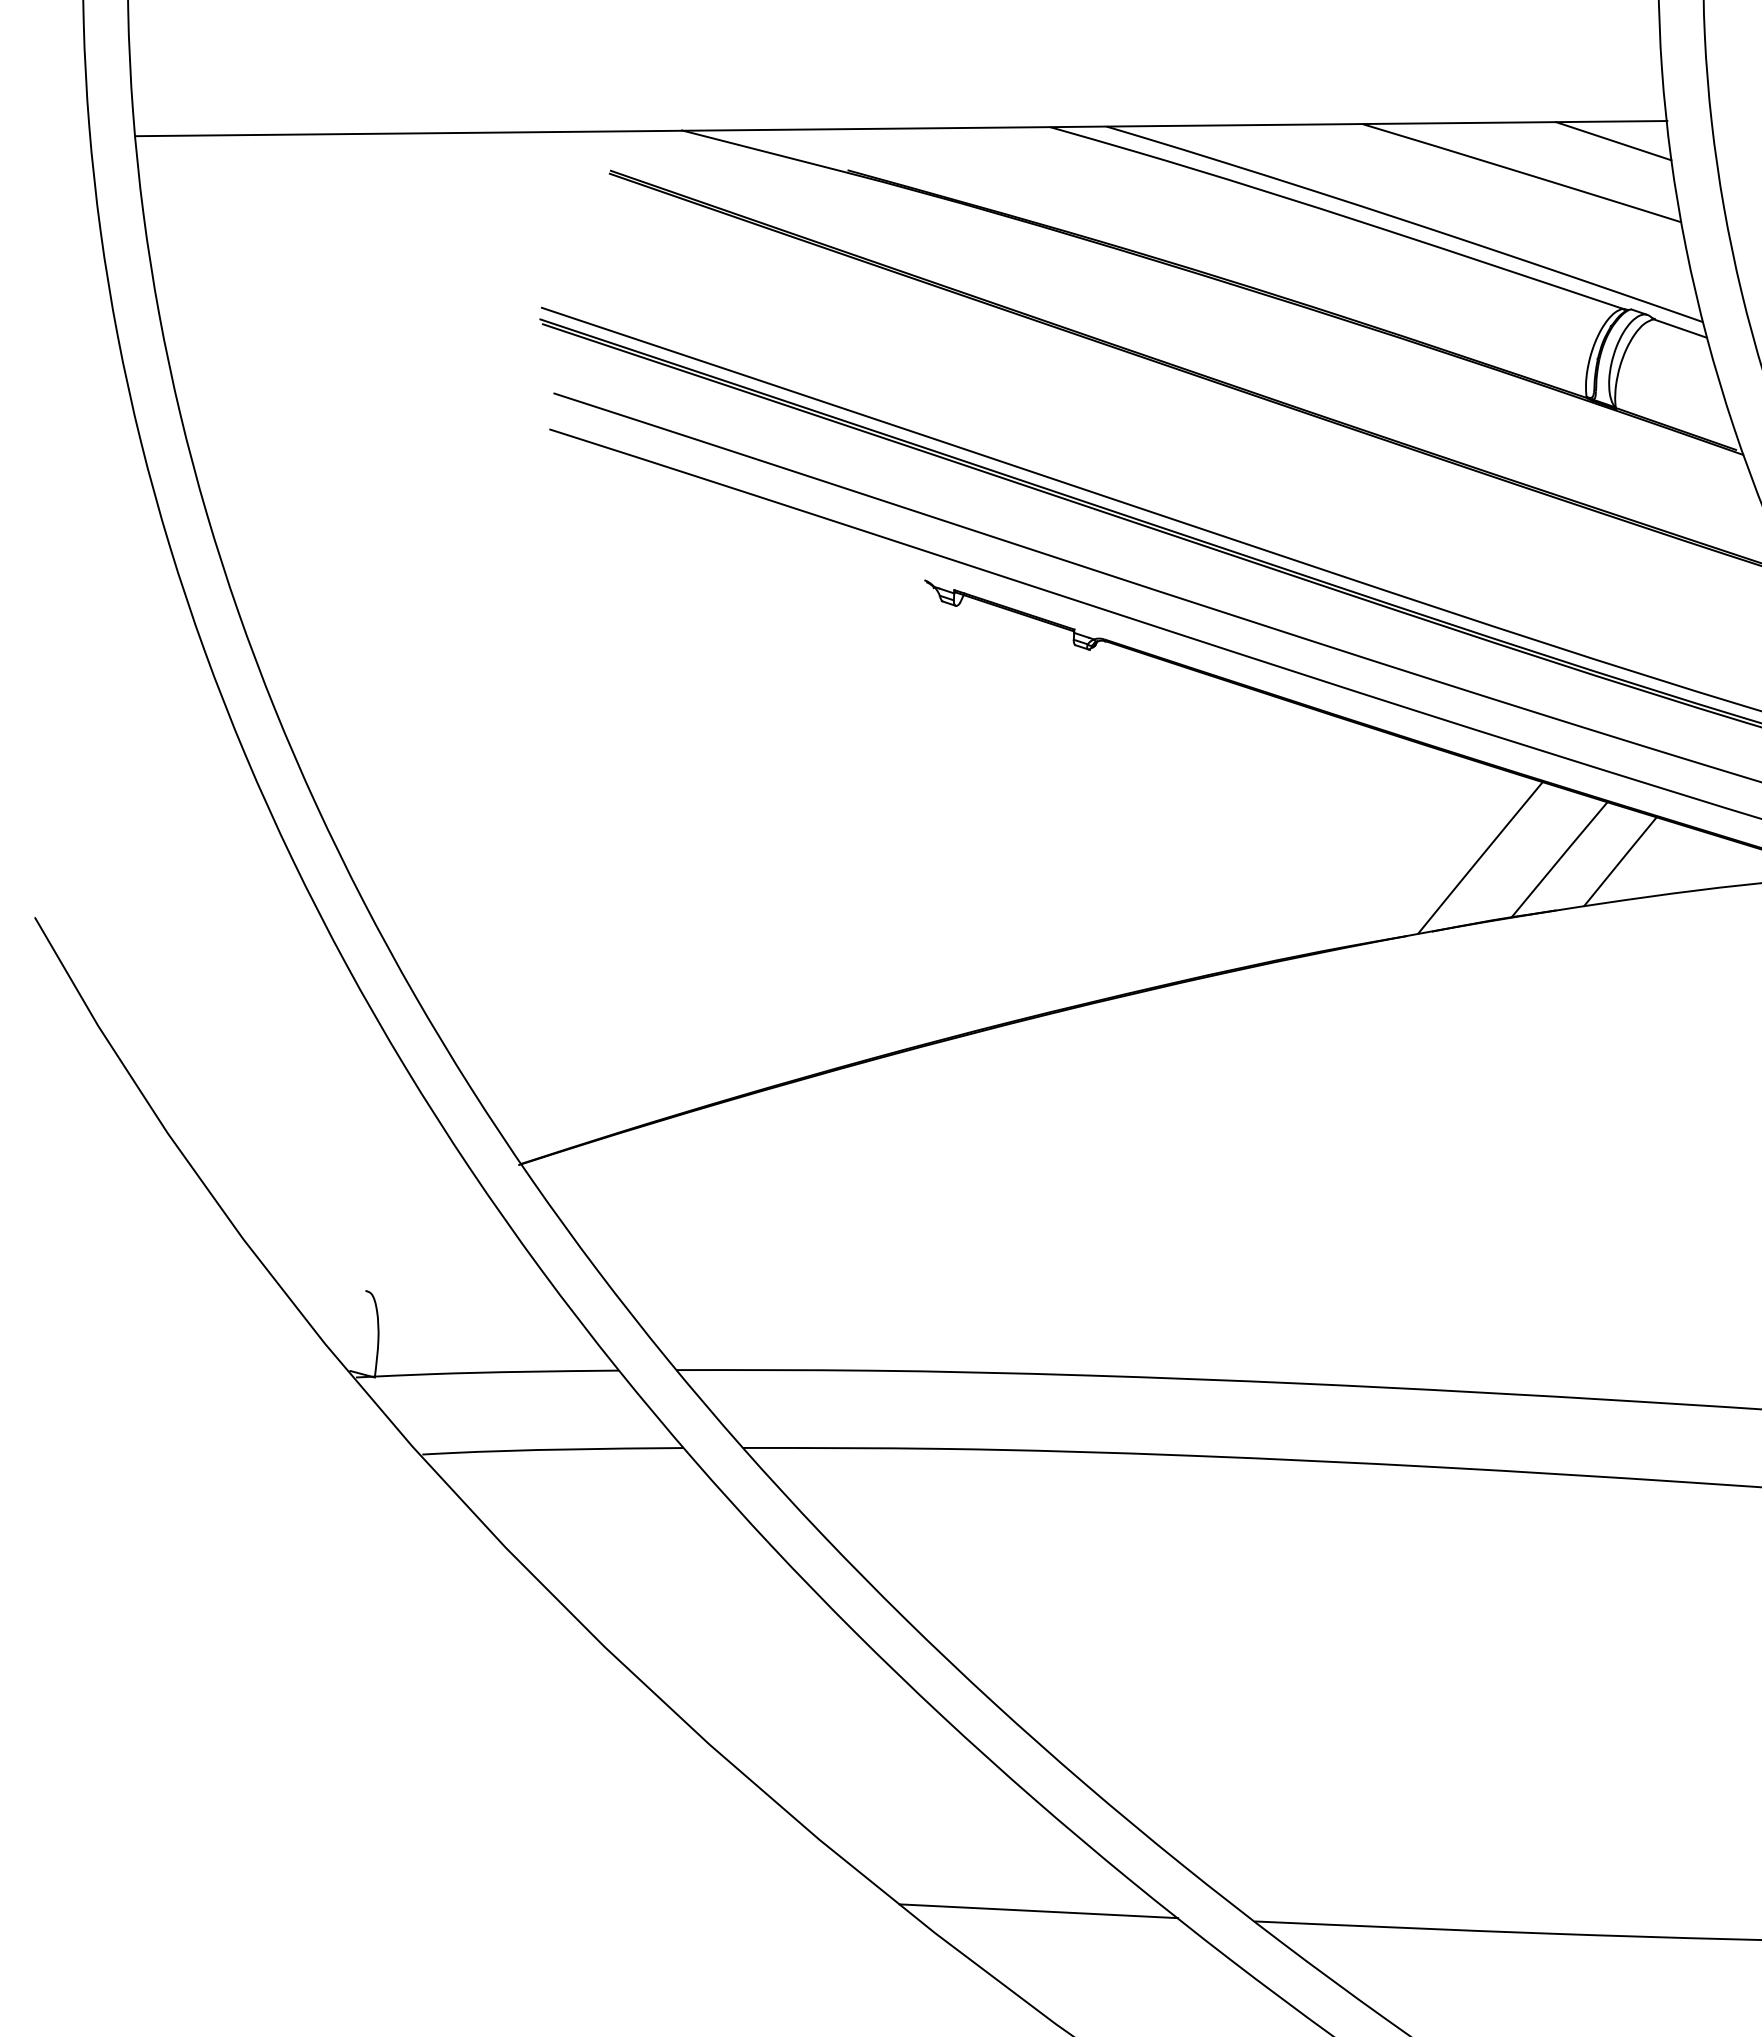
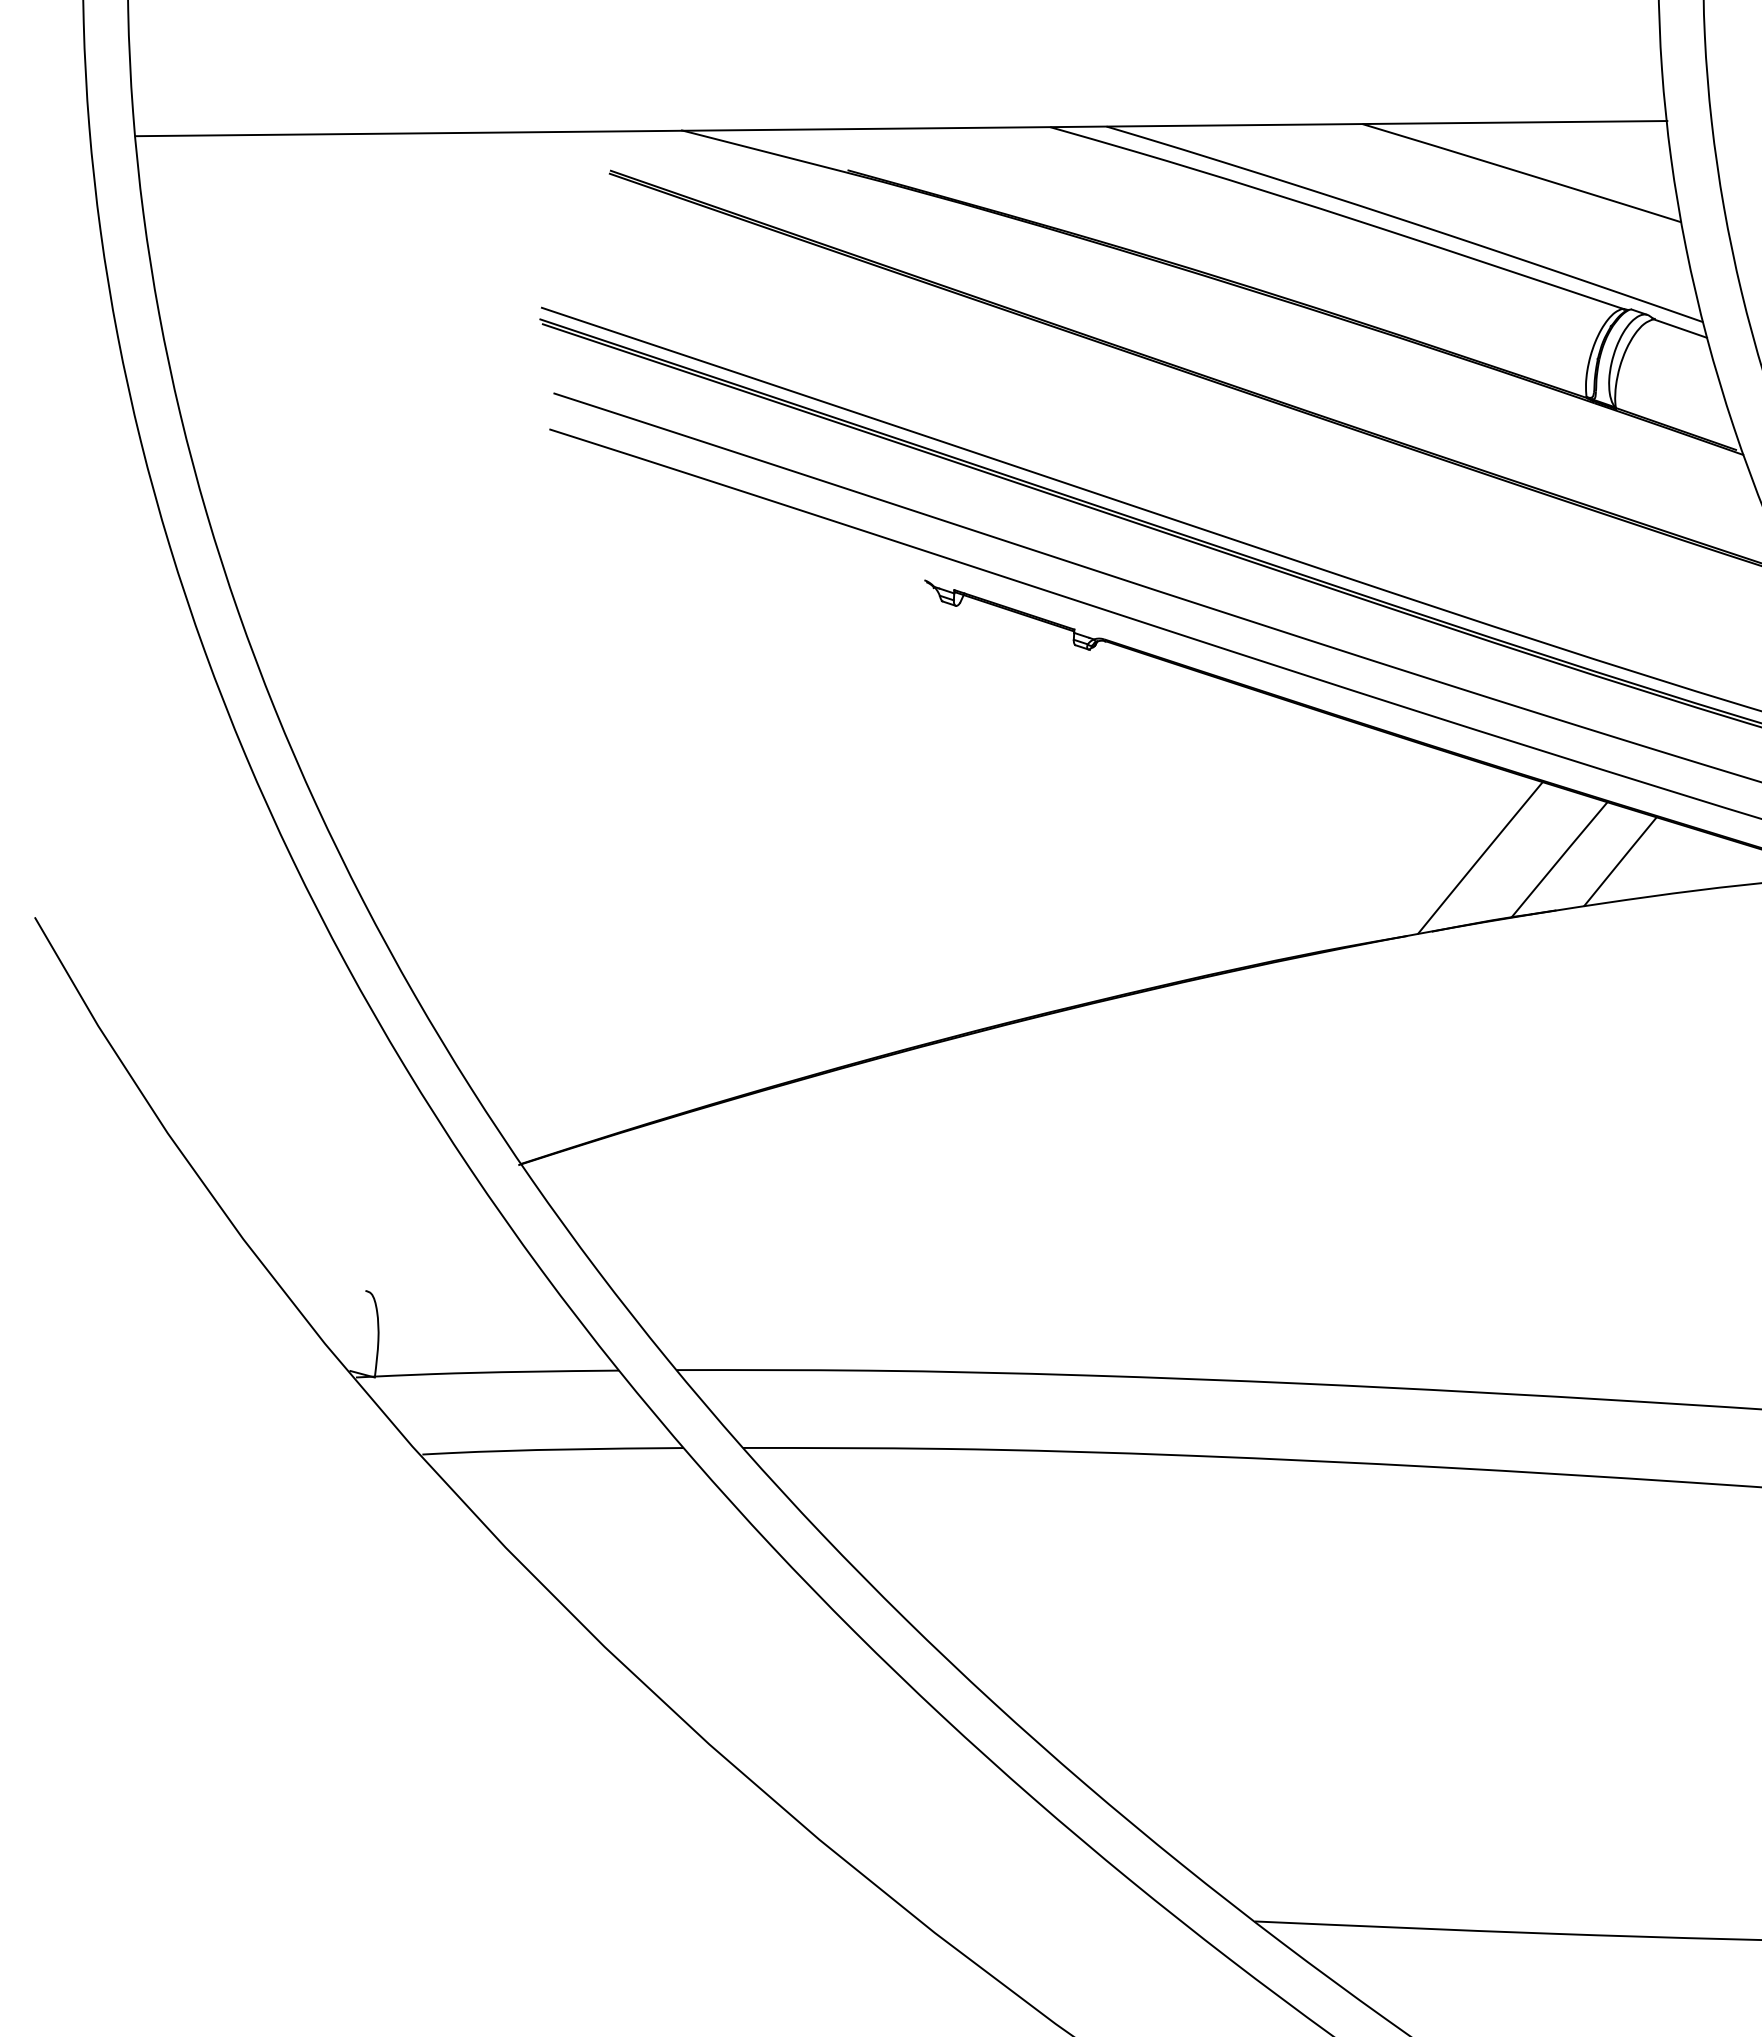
line: present -> none (1613, 141)
line: present -> none (1038, 1911)
